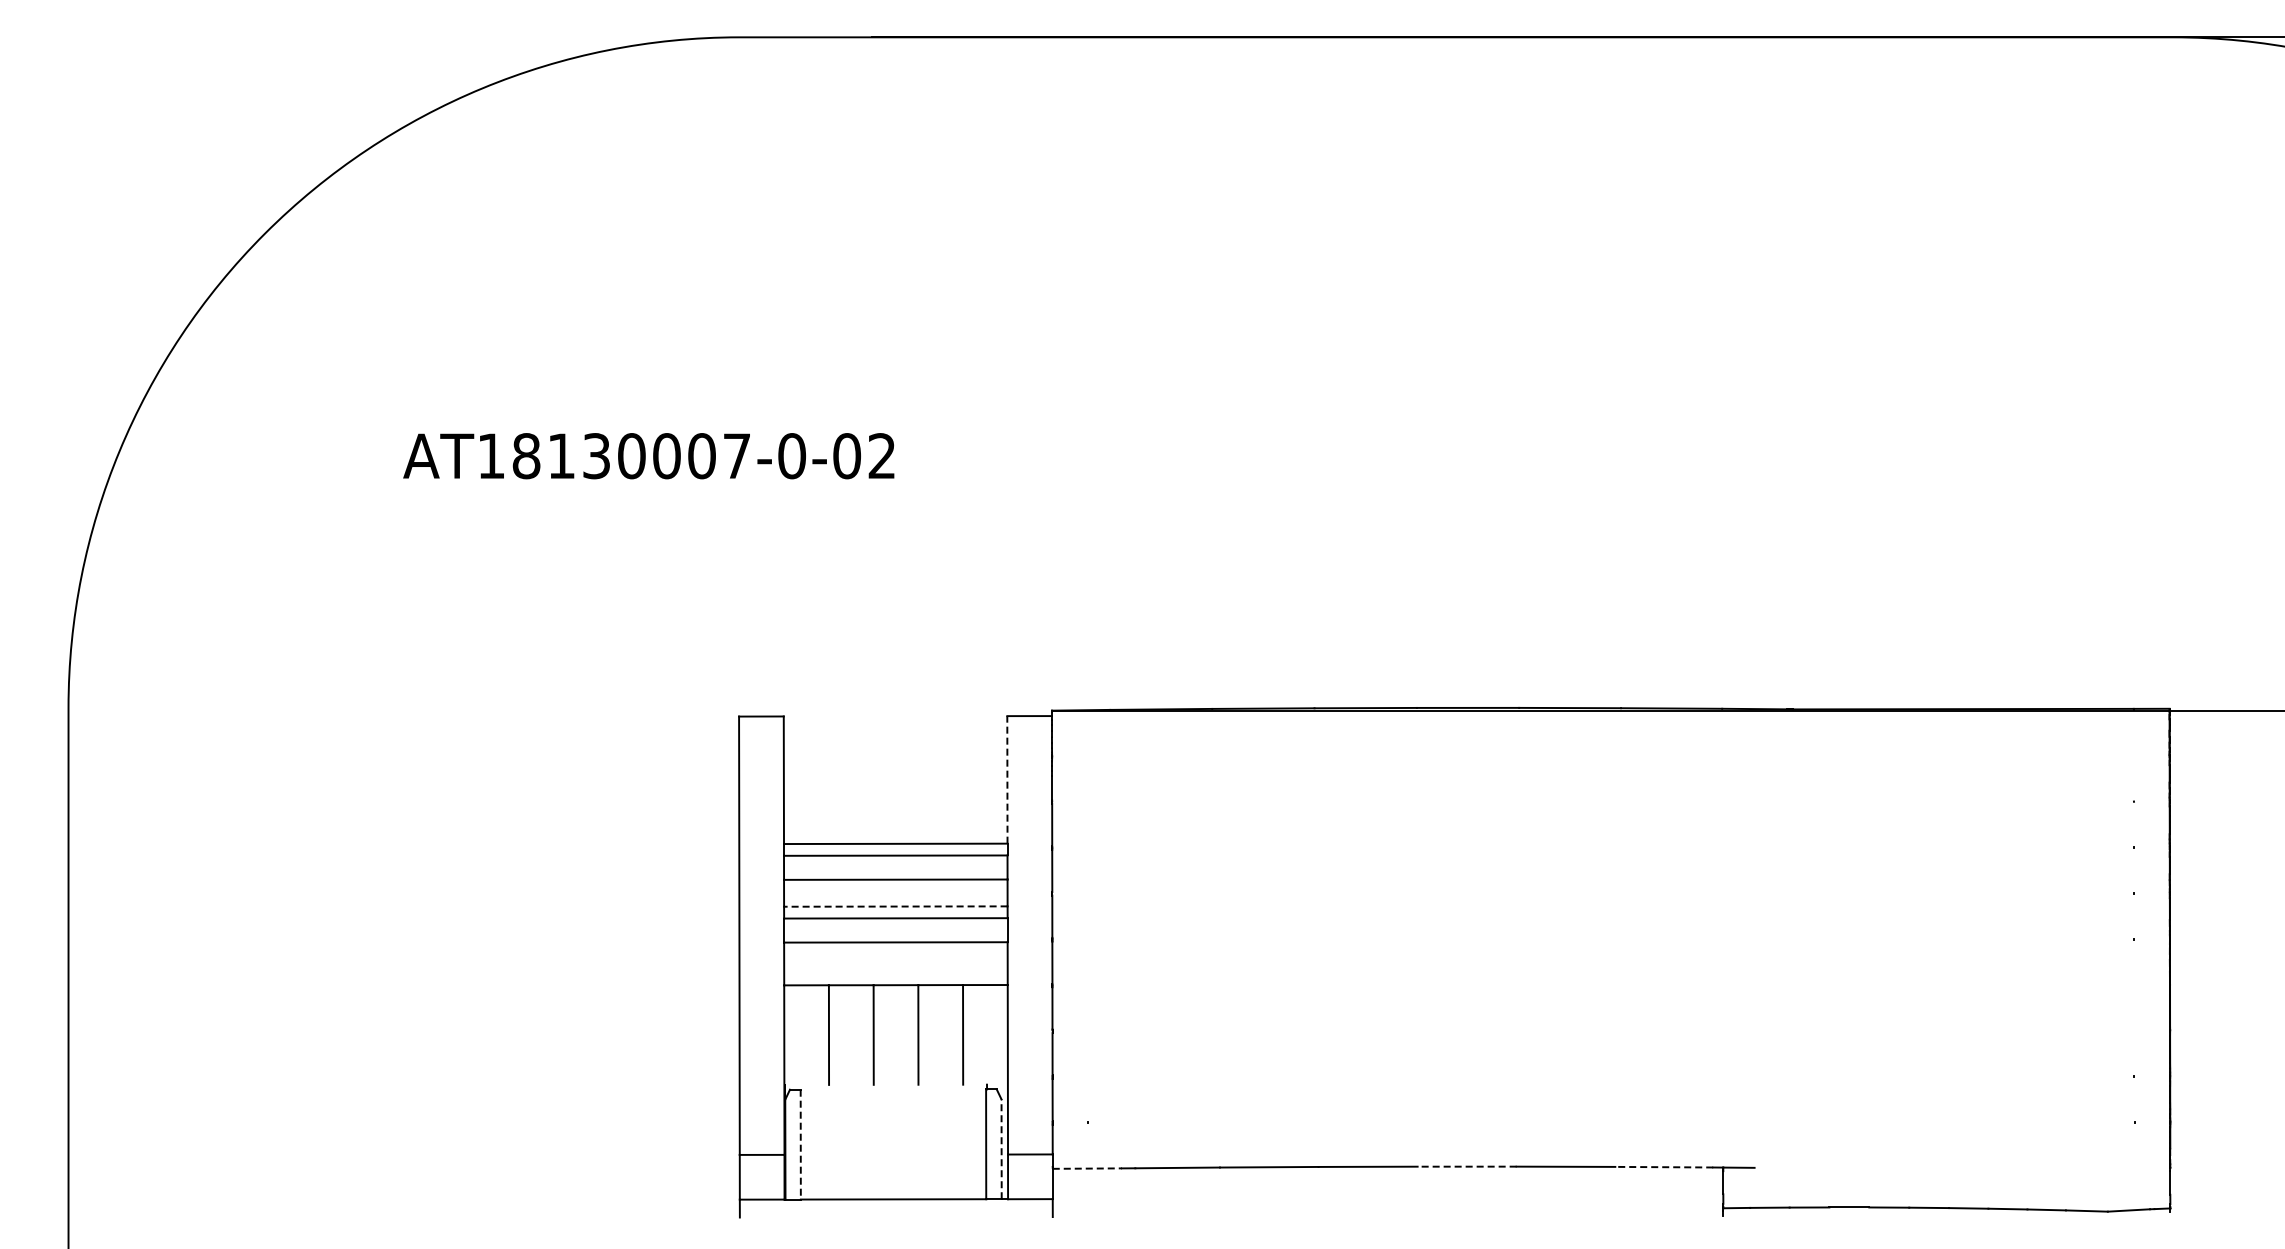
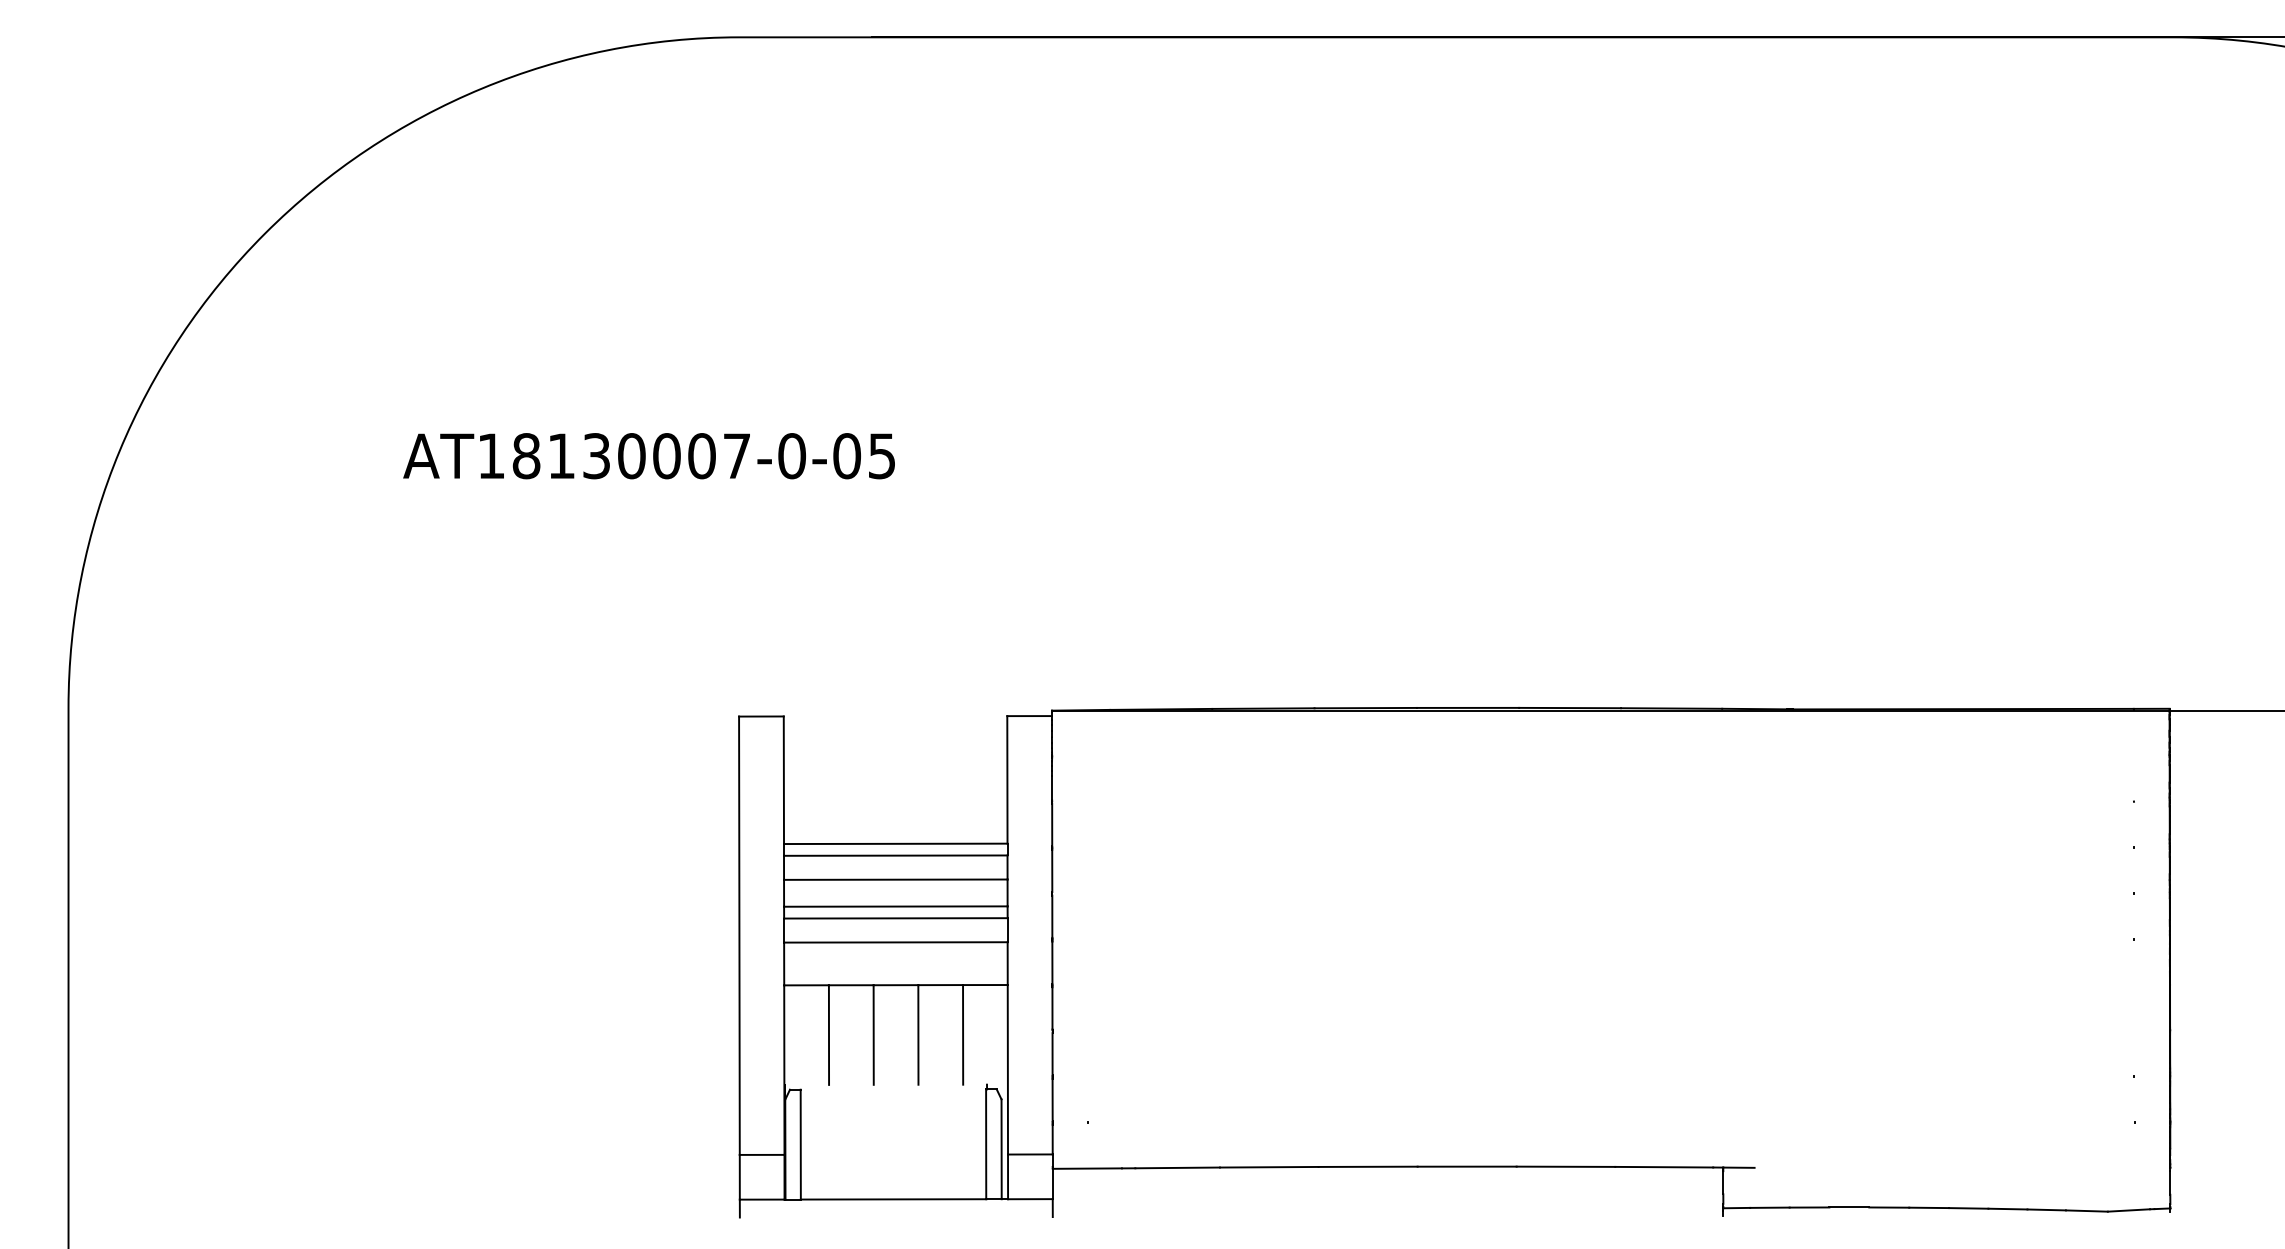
text: AT18130007-0-02 -> AT18130007-0-05 (881, 456)
line: dashed -> solid (1007, 779)
line: dashed -> solid (895, 906)
line: dashed -> solid (800, 1144)
line: dashed -> solid (1001, 1149)
line: dashed -> solid (1467, 1166)
line: dashed -> solid (1664, 1167)
line: dashed -> solid (1087, 1168)
